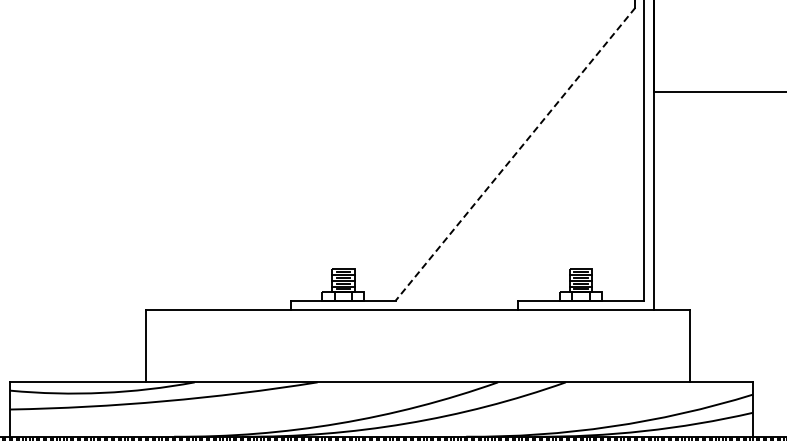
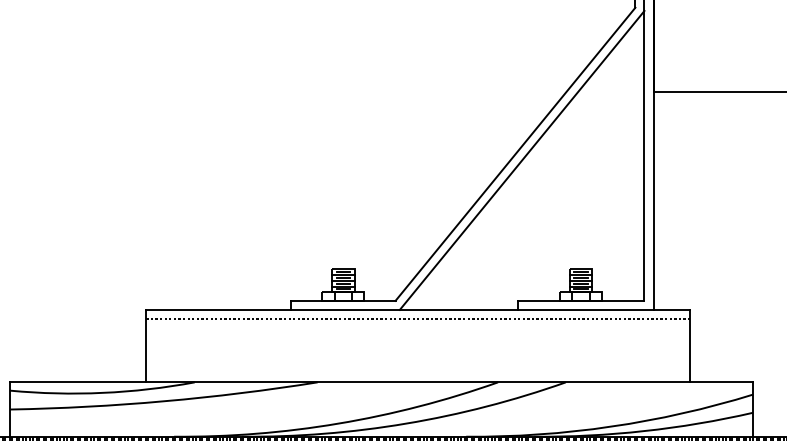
line: dashed -> solid (515, 154)
line: none -> present (521, 159)
line: none -> present (417, 318)
